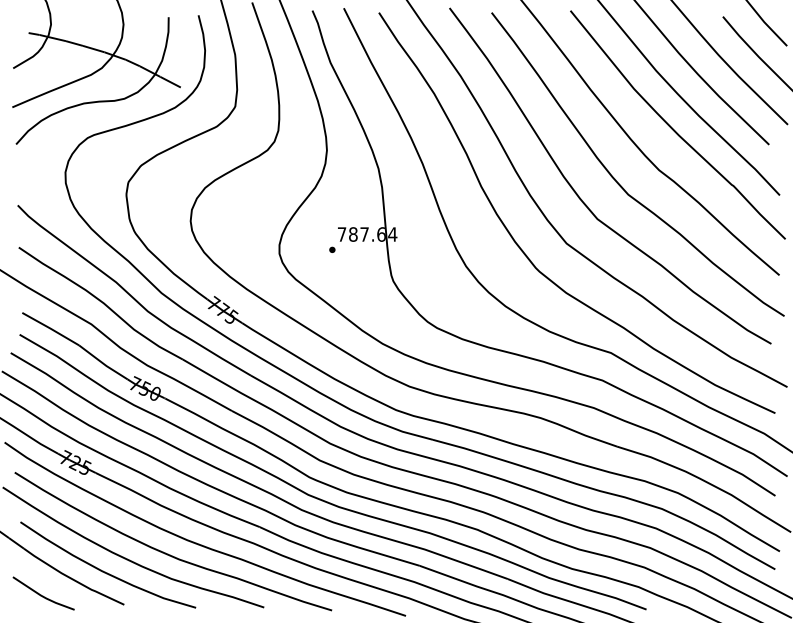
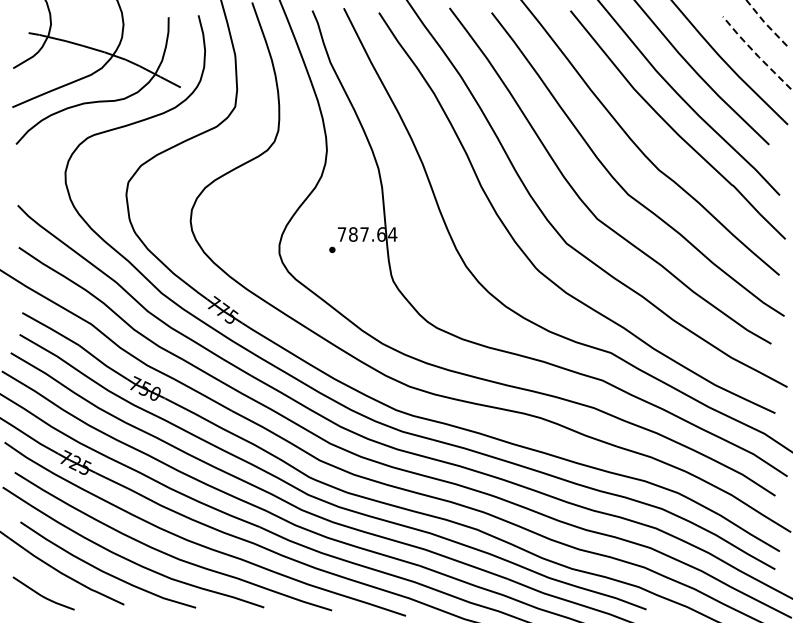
line: solid -> dashed (765, 23)
line: solid -> dashed (756, 54)
